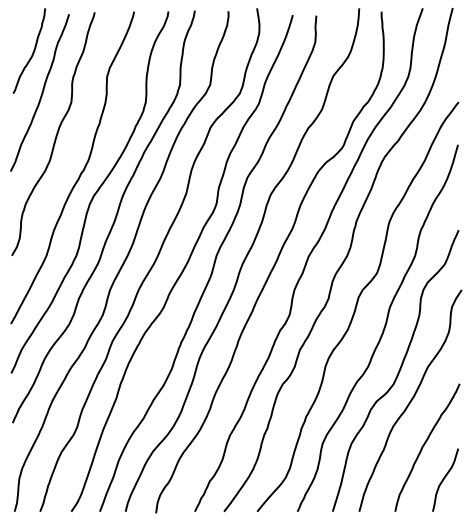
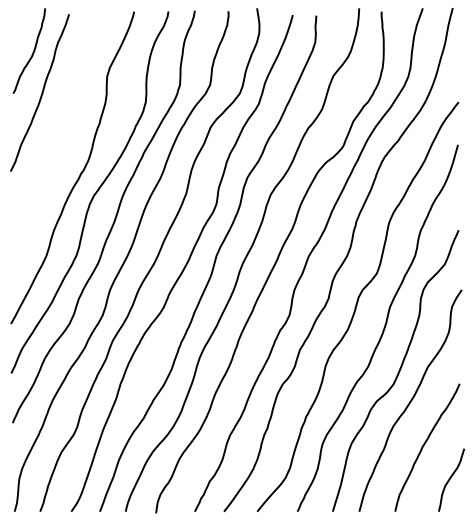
curve: present -> none (55, 135)
curve position: (445, 478) -> (451, 478) (451, 478)
